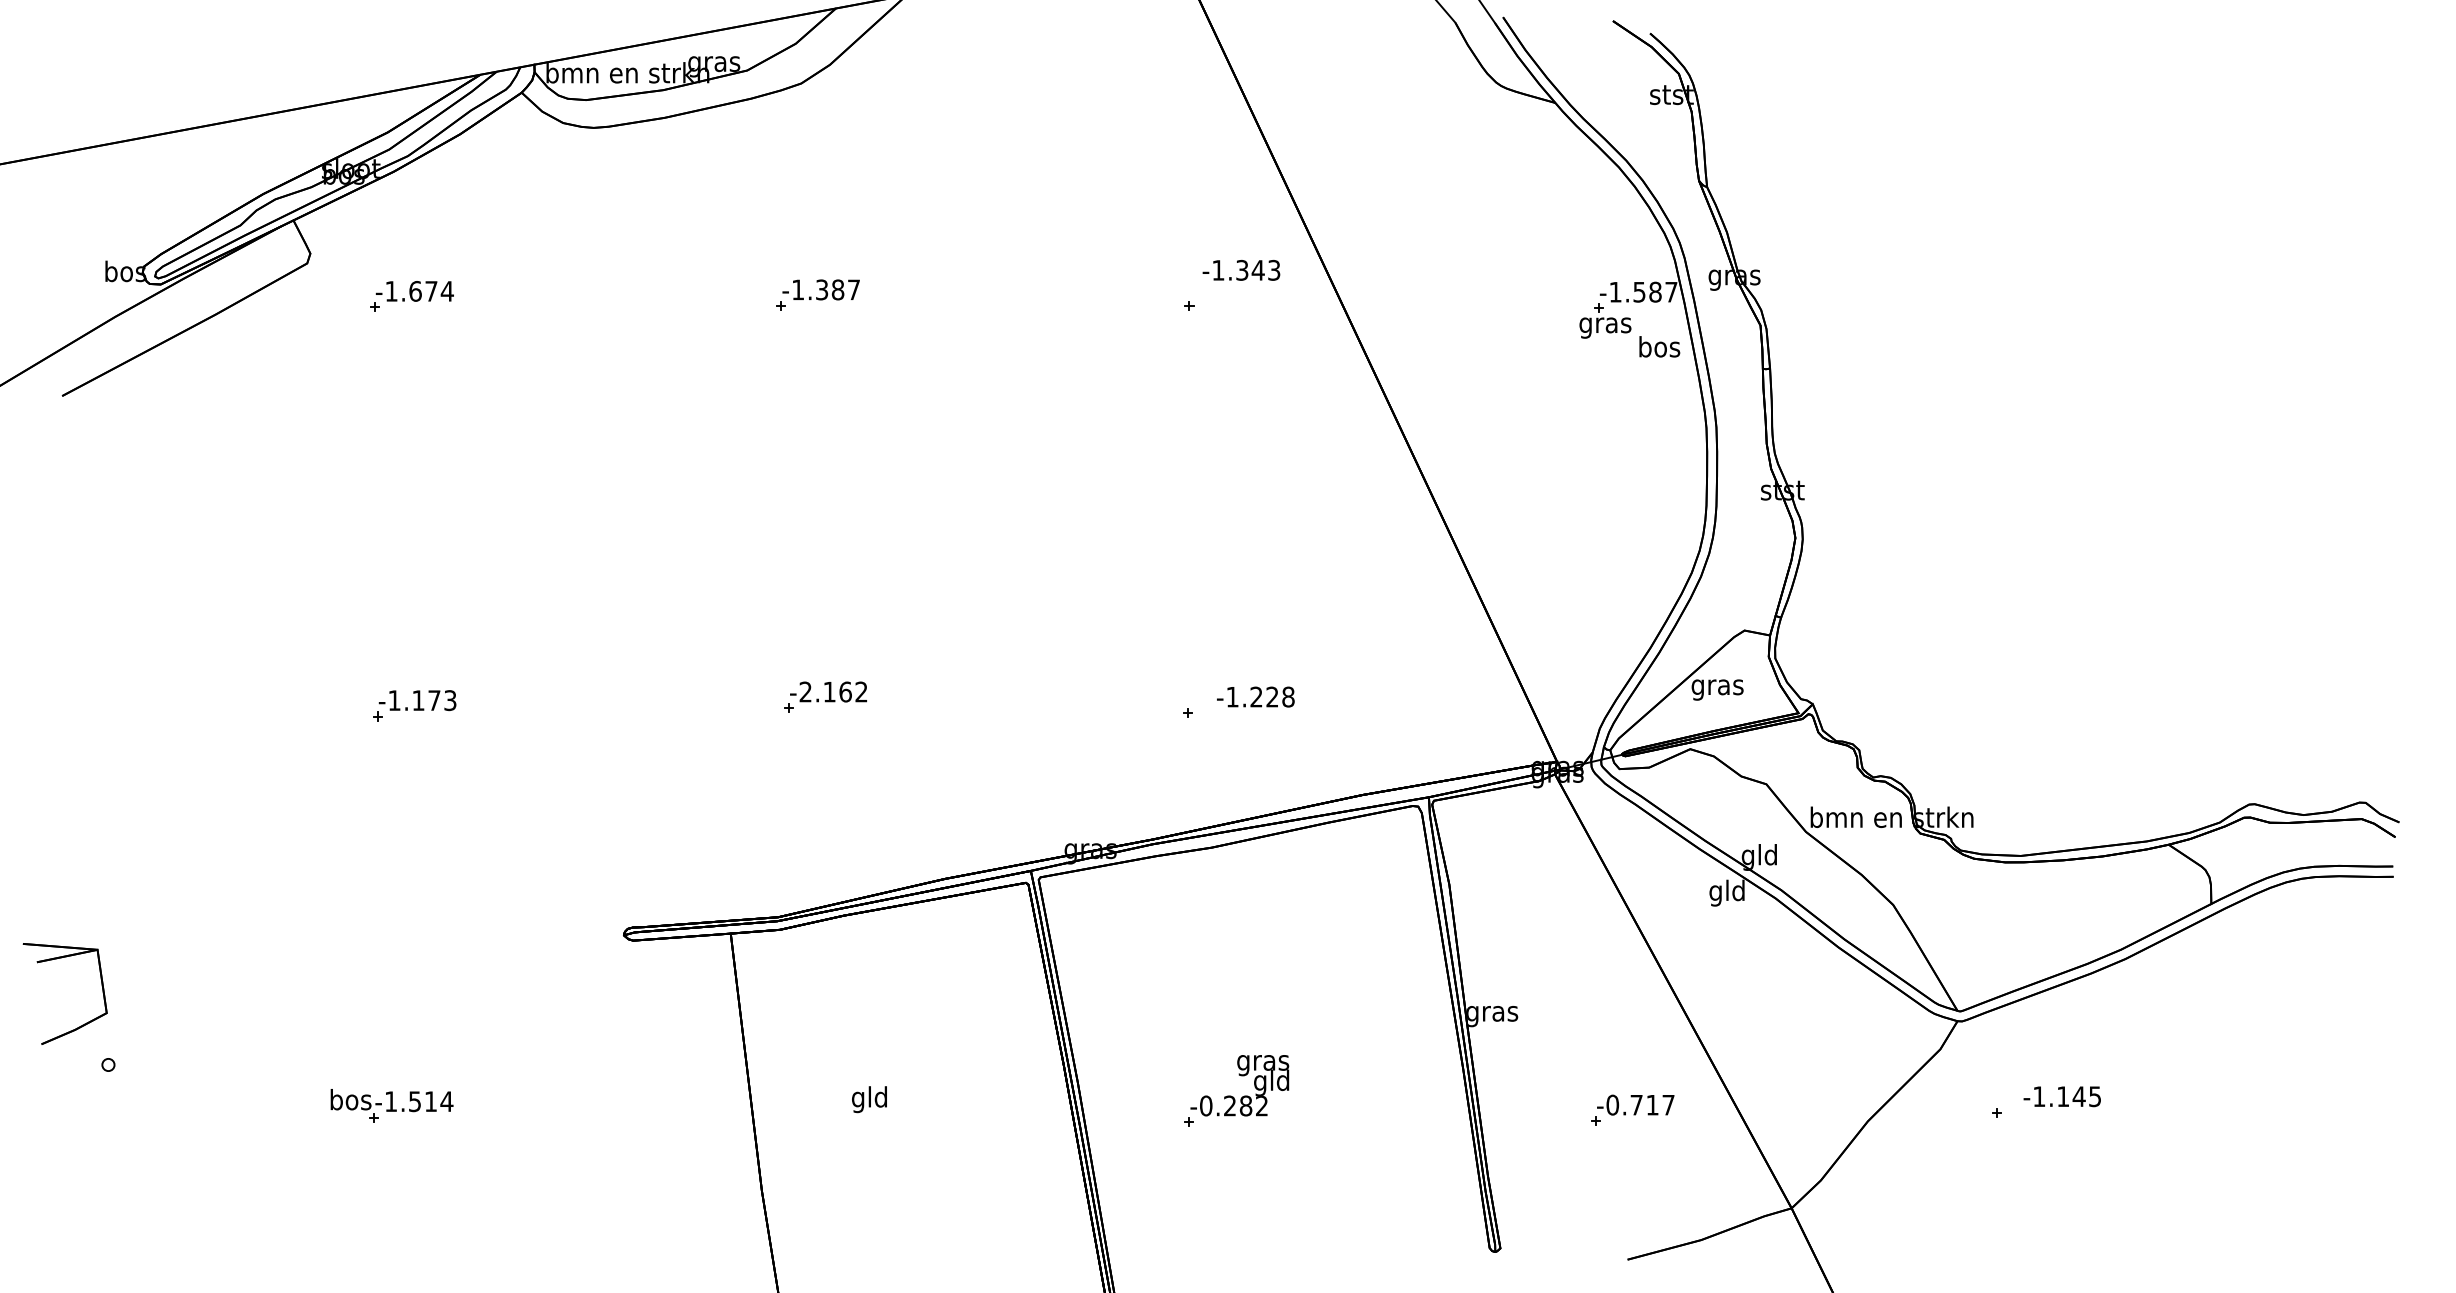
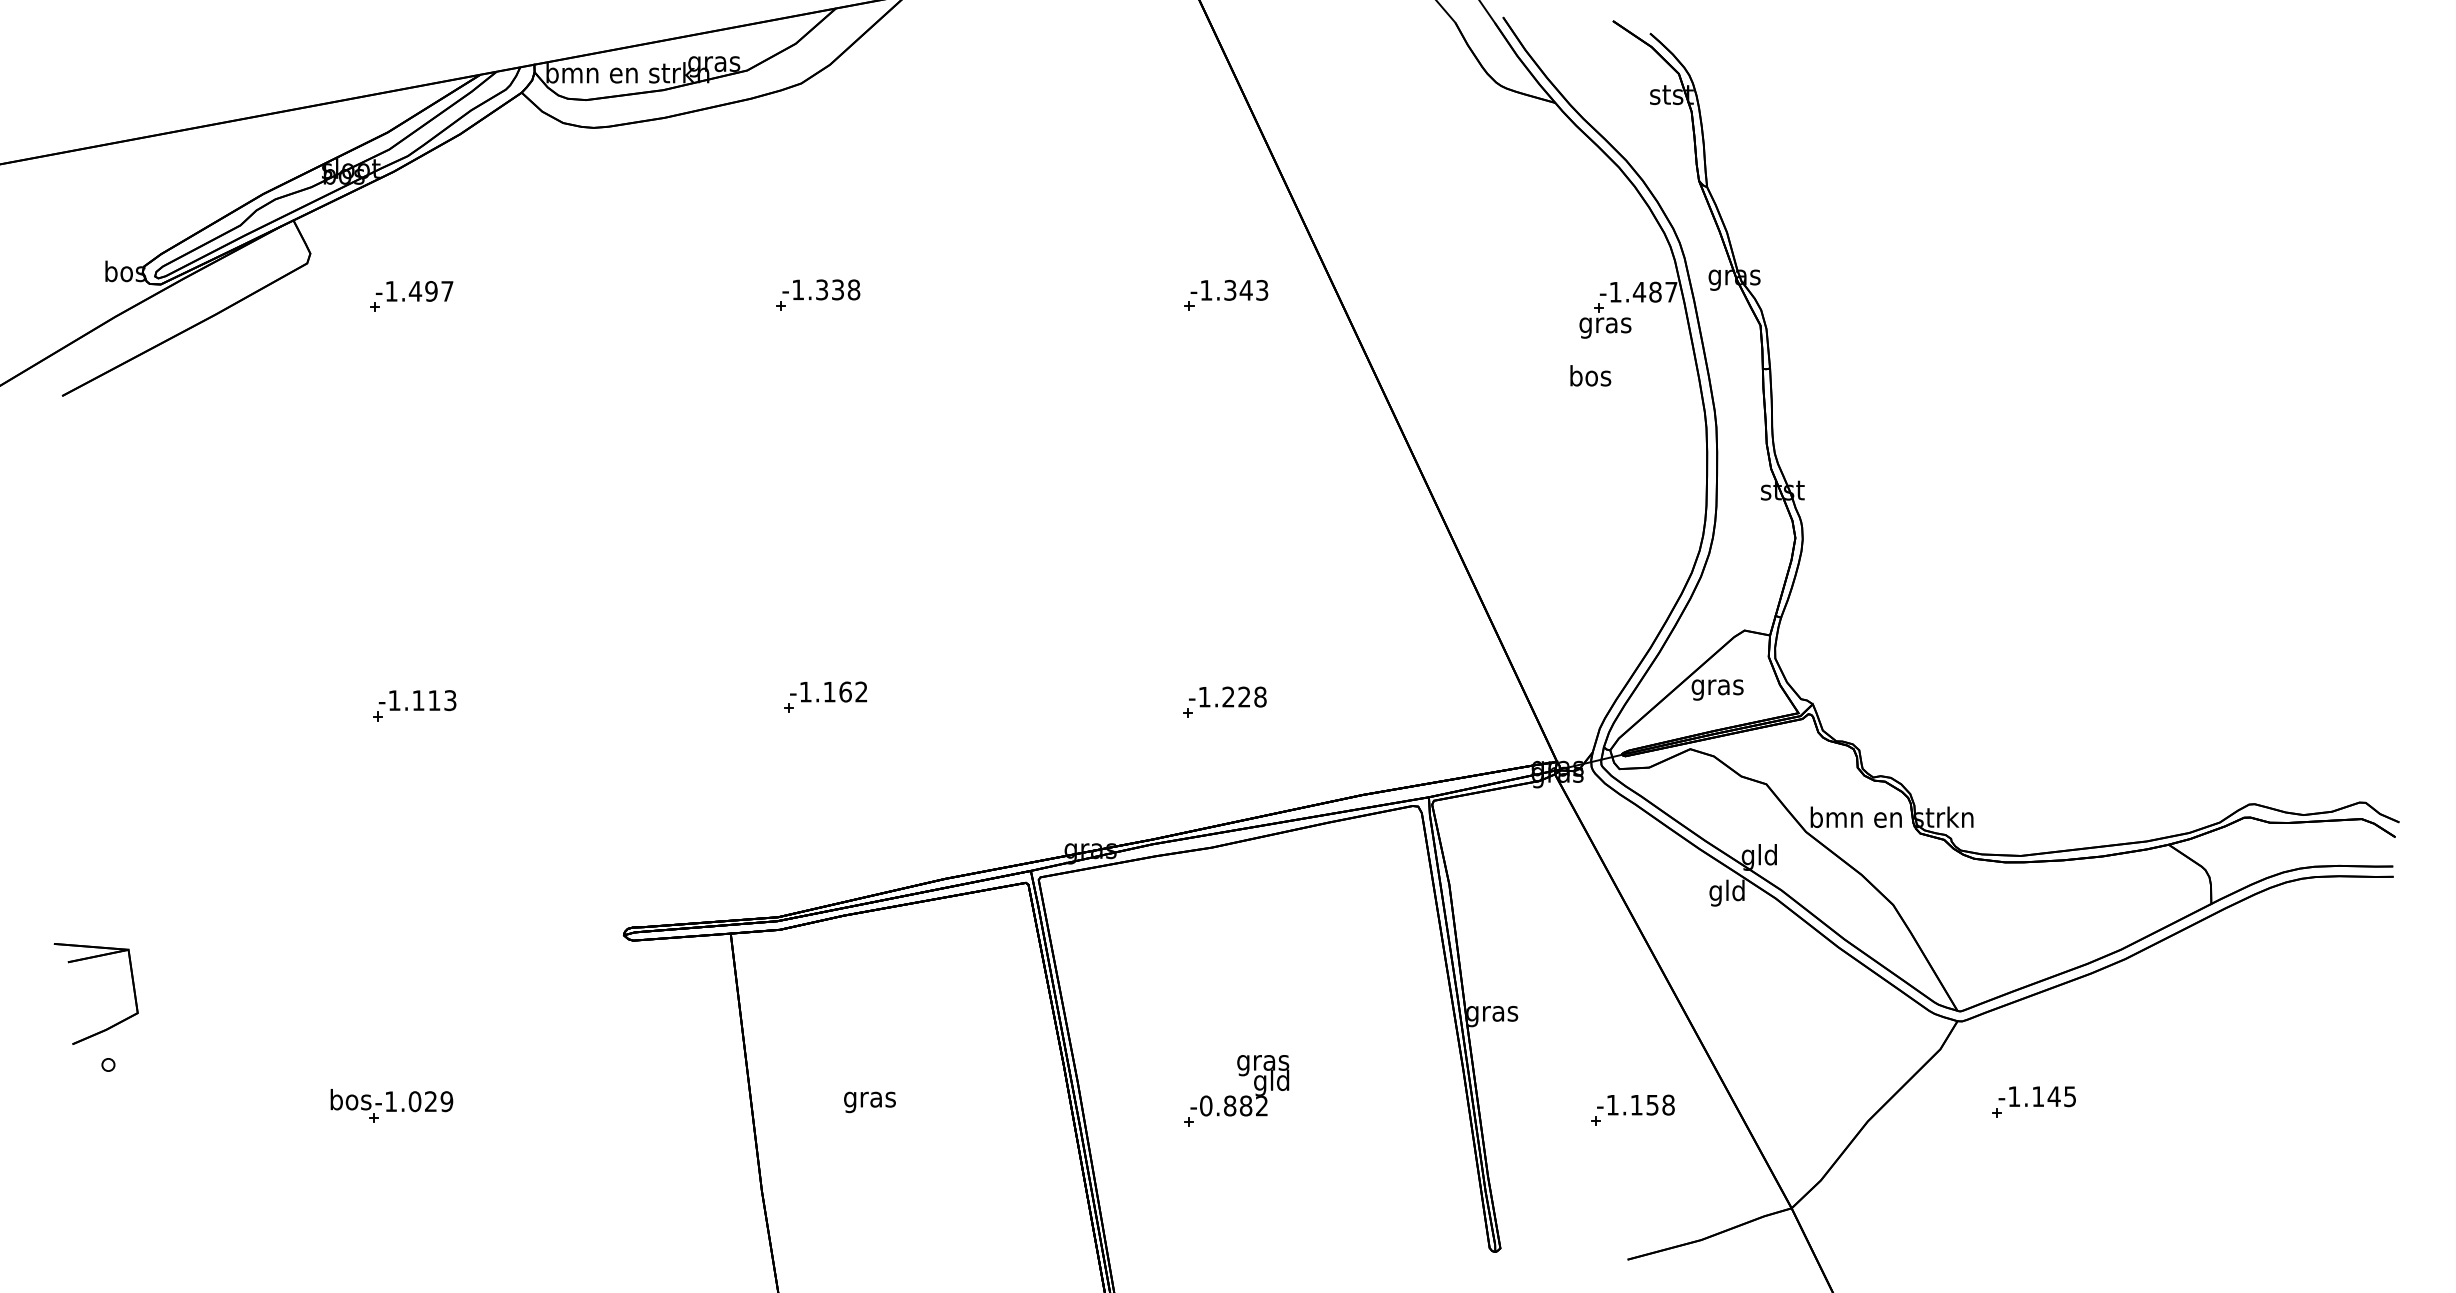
text position: (1241, 270) -> (1229, 290) (1229, 290)
text: -1.387 -> -1.338 (845, 289)
text: -1.674 -> -1.497 (430, 291)
text: -1.587 -> -1.487 (1639, 292)
text position: (1659, 346) -> (1590, 375) (1590, 375)
text: -2.162 -> -1.162 (805, 691)
text position: (1255, 696) -> (1227, 696) (1227, 696)
text: -1.173 -> -1.113 (434, 700)
part position: (57, 959) -> (88, 959) (88, 959)
text position: (2061, 1096) -> (2036, 1096) (2036, 1096)
text: gld -> gras (869, 1099)
text: -1.514 -> -1.029 (430, 1101)
text: -0.717 -> -1.158 (1640, 1104)
text: -0.282 -> -0.882 (1230, 1105)
